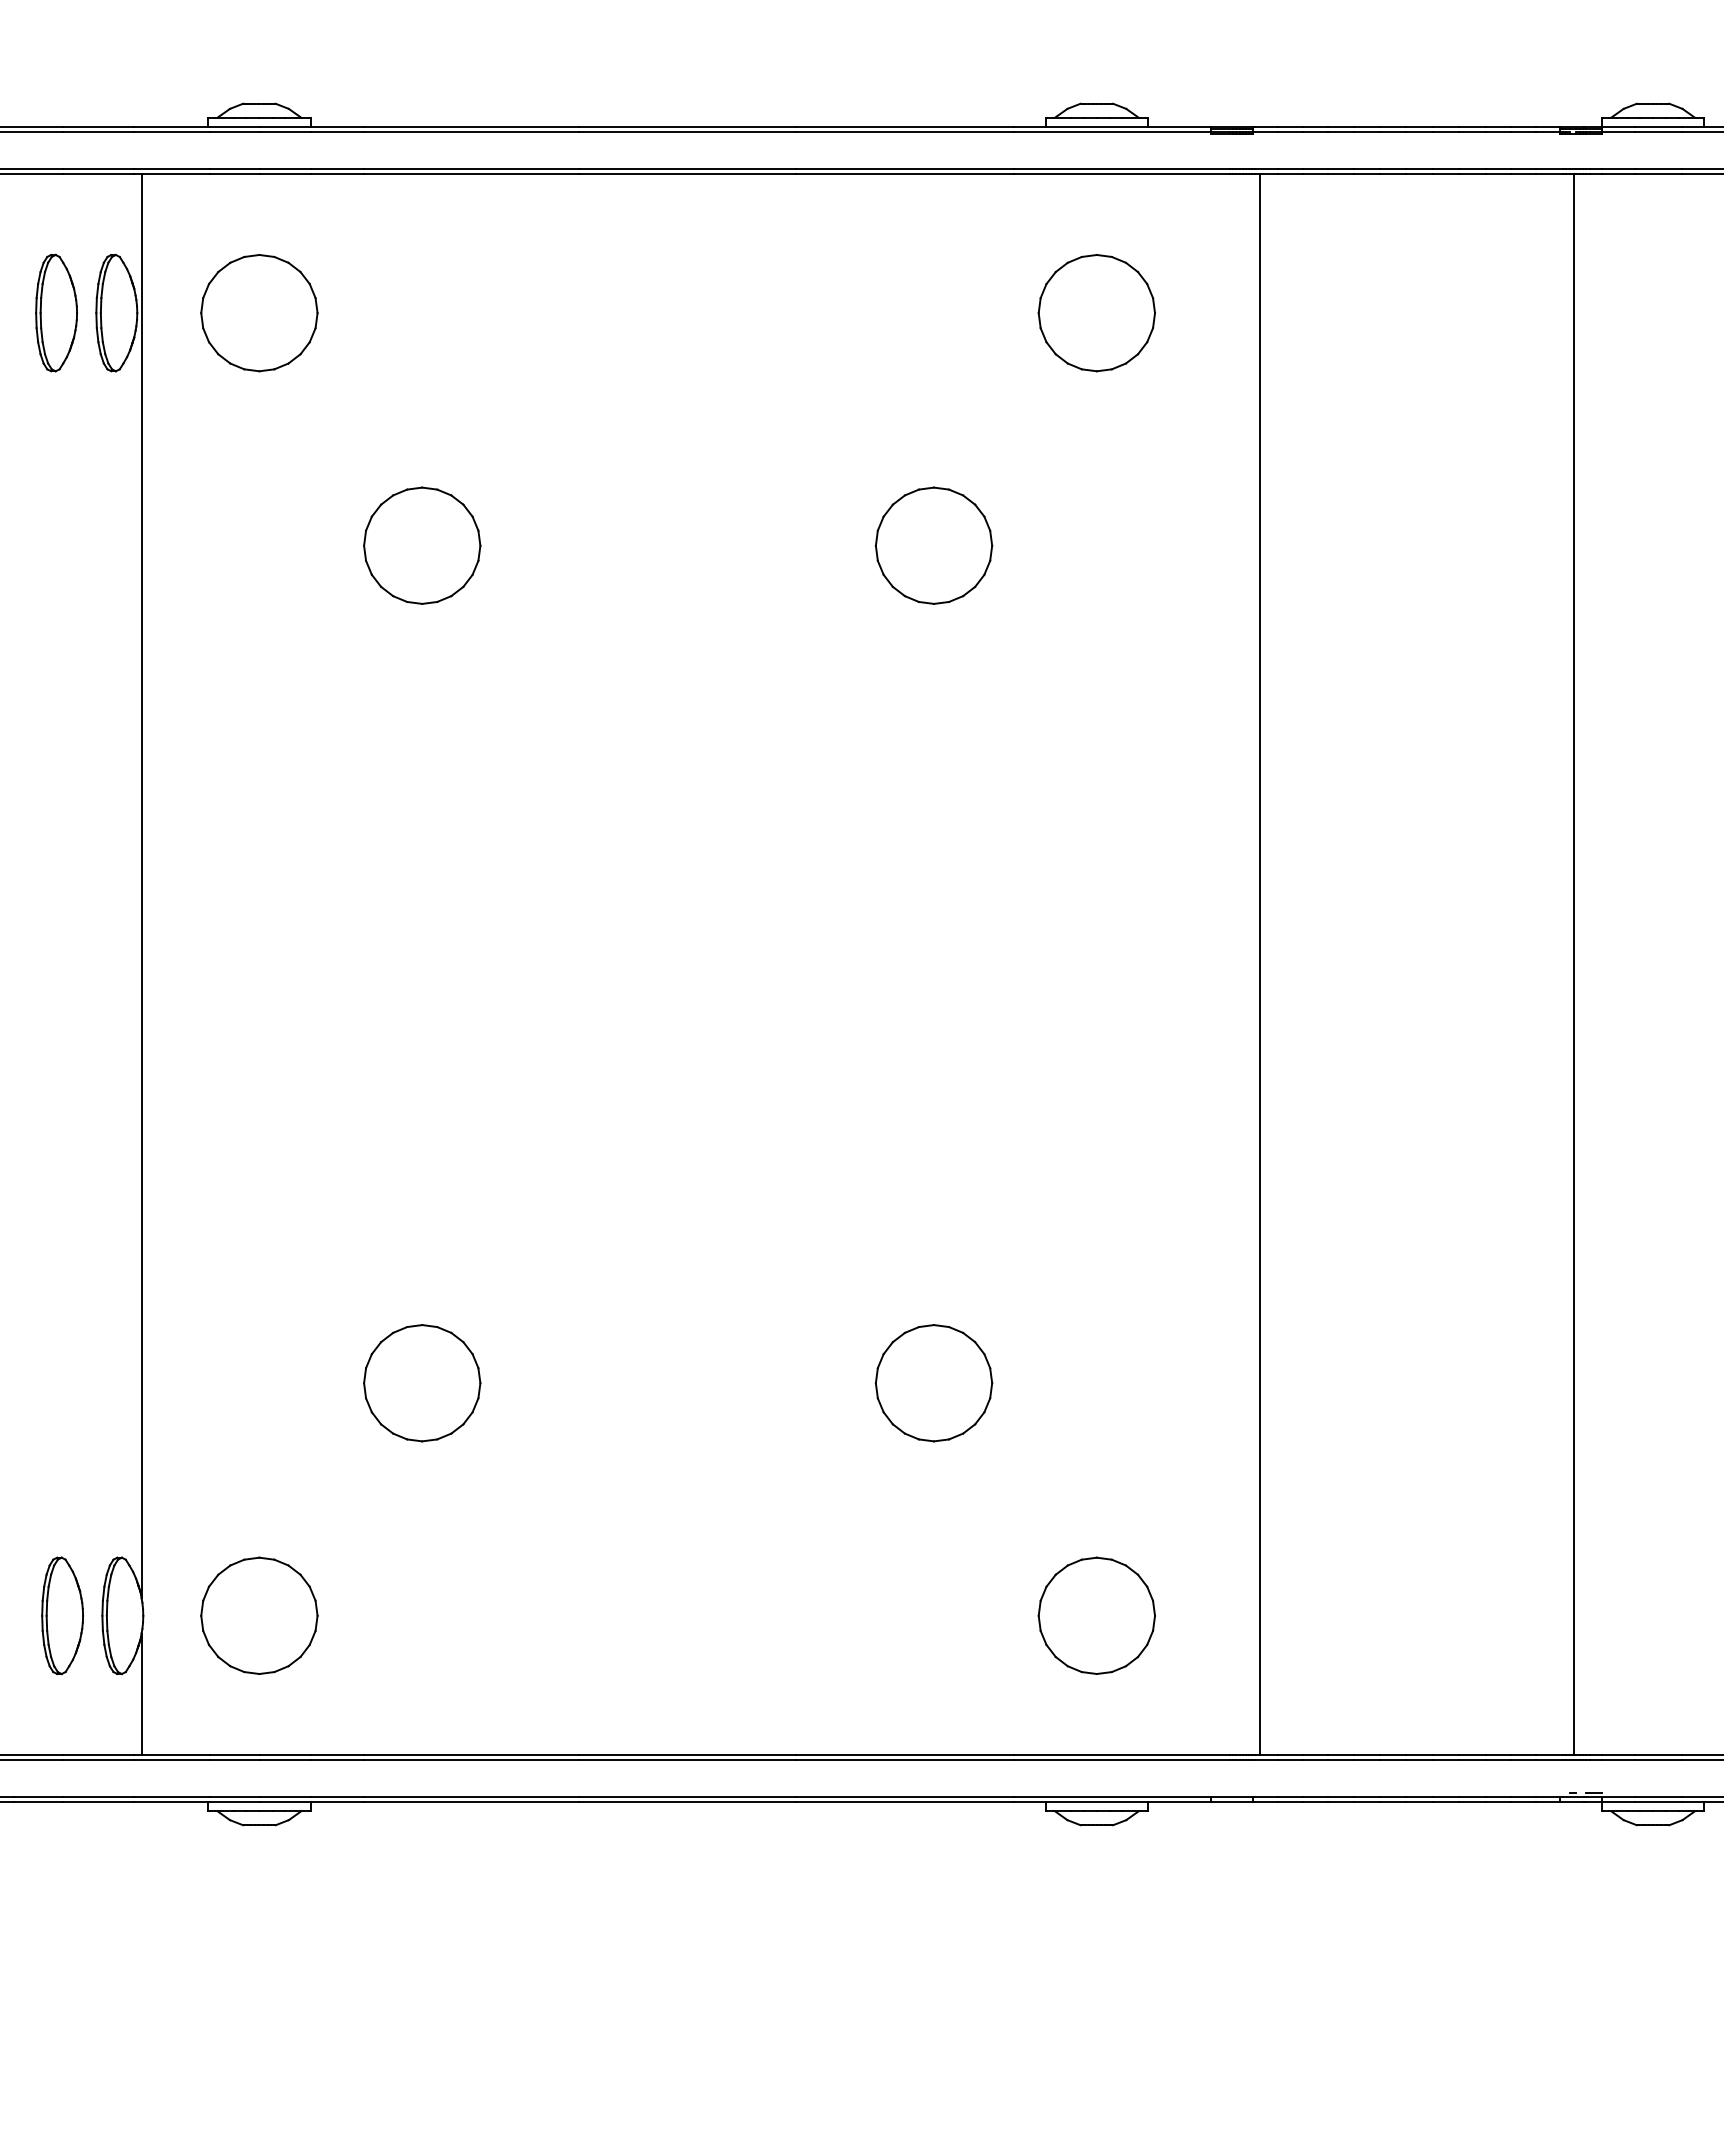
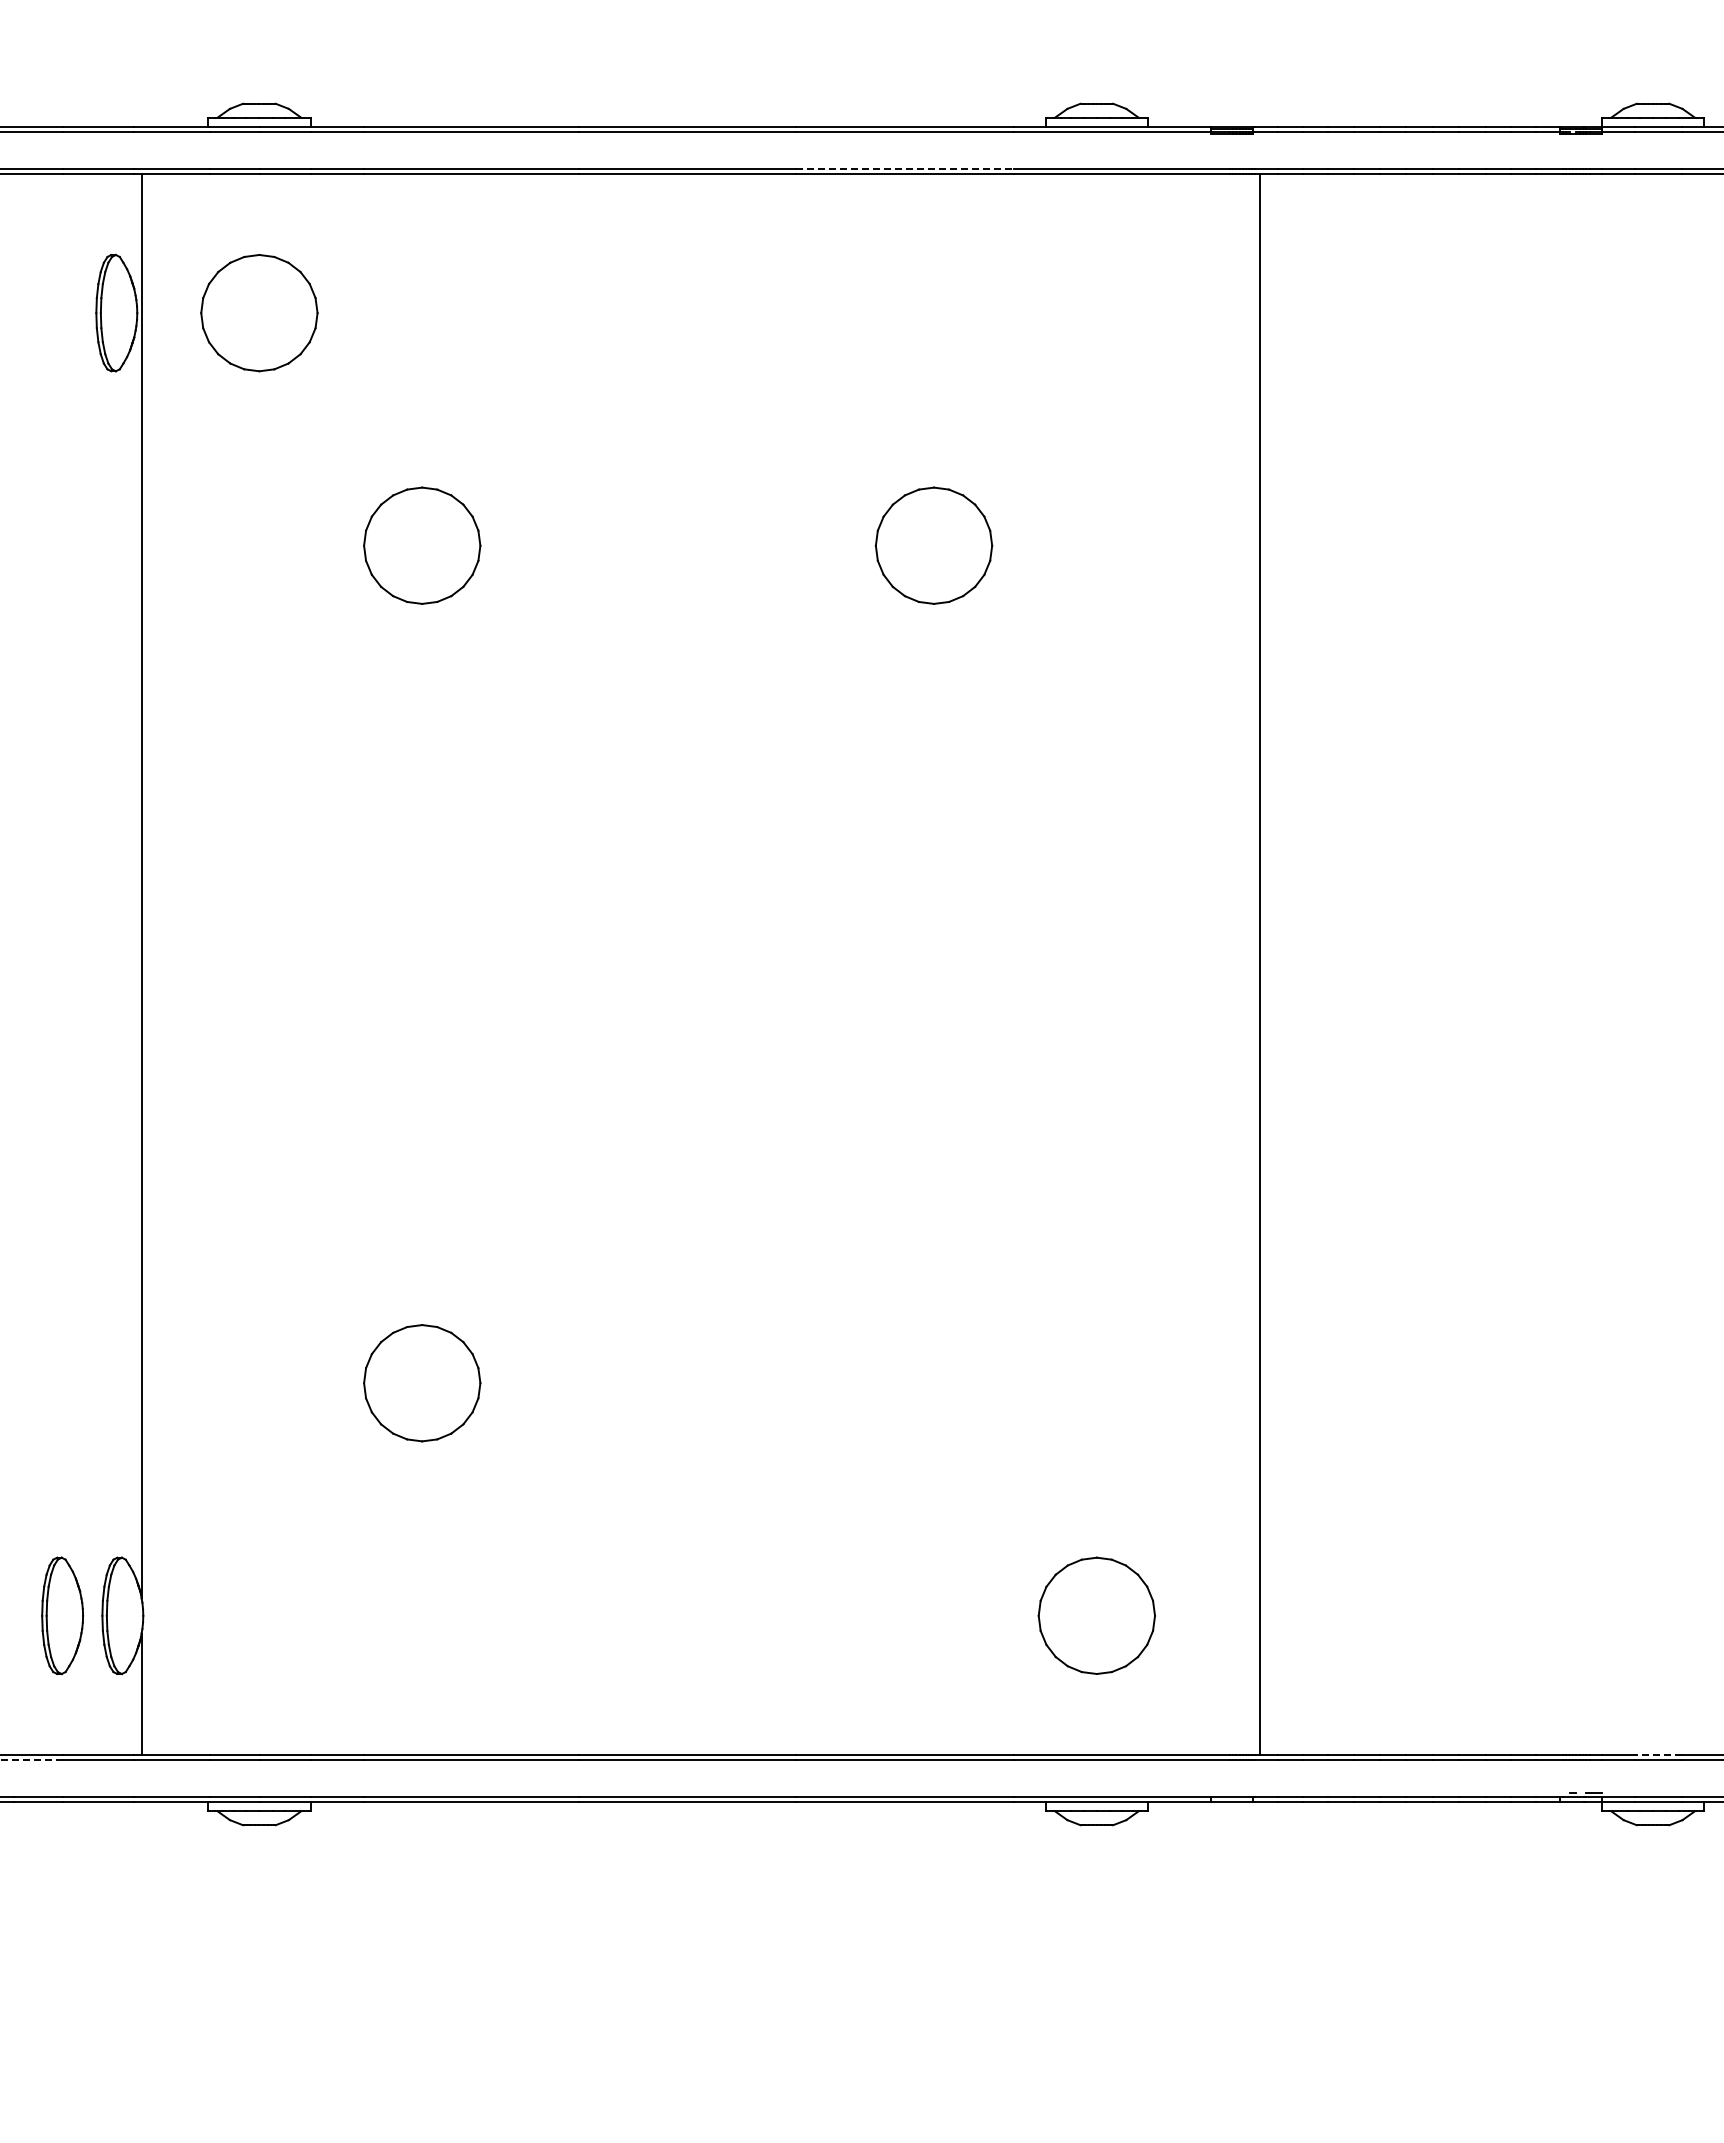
line: solid -> dashed (905, 168)
part: present -> none (56, 312)
part: present -> none (1096, 313)
line: present -> none (1574, 964)
part: present -> none (933, 1383)
part: present -> none (259, 1615)
line: solid -> dashed (1658, 1755)
line: solid -> dashed (31, 1760)
